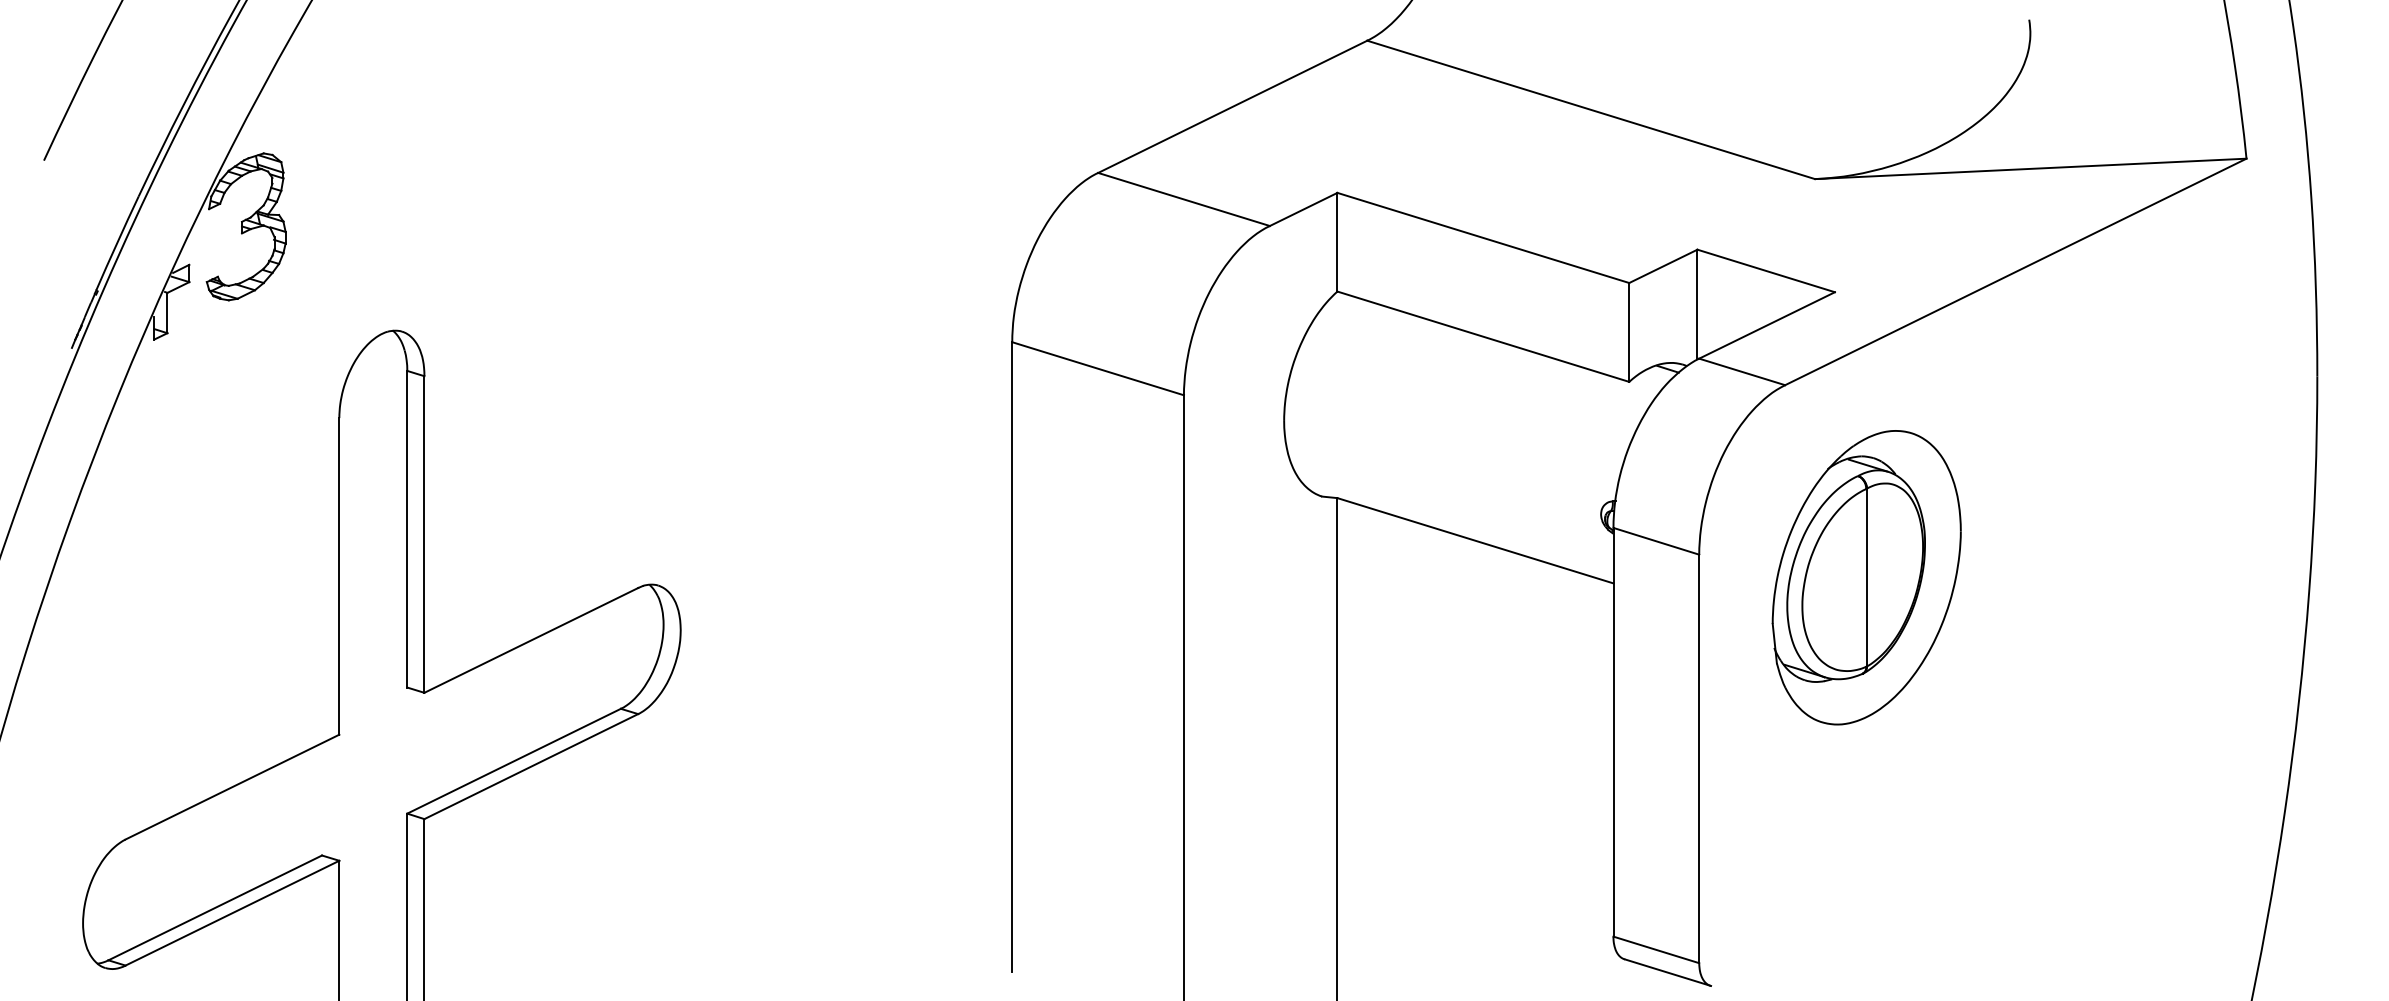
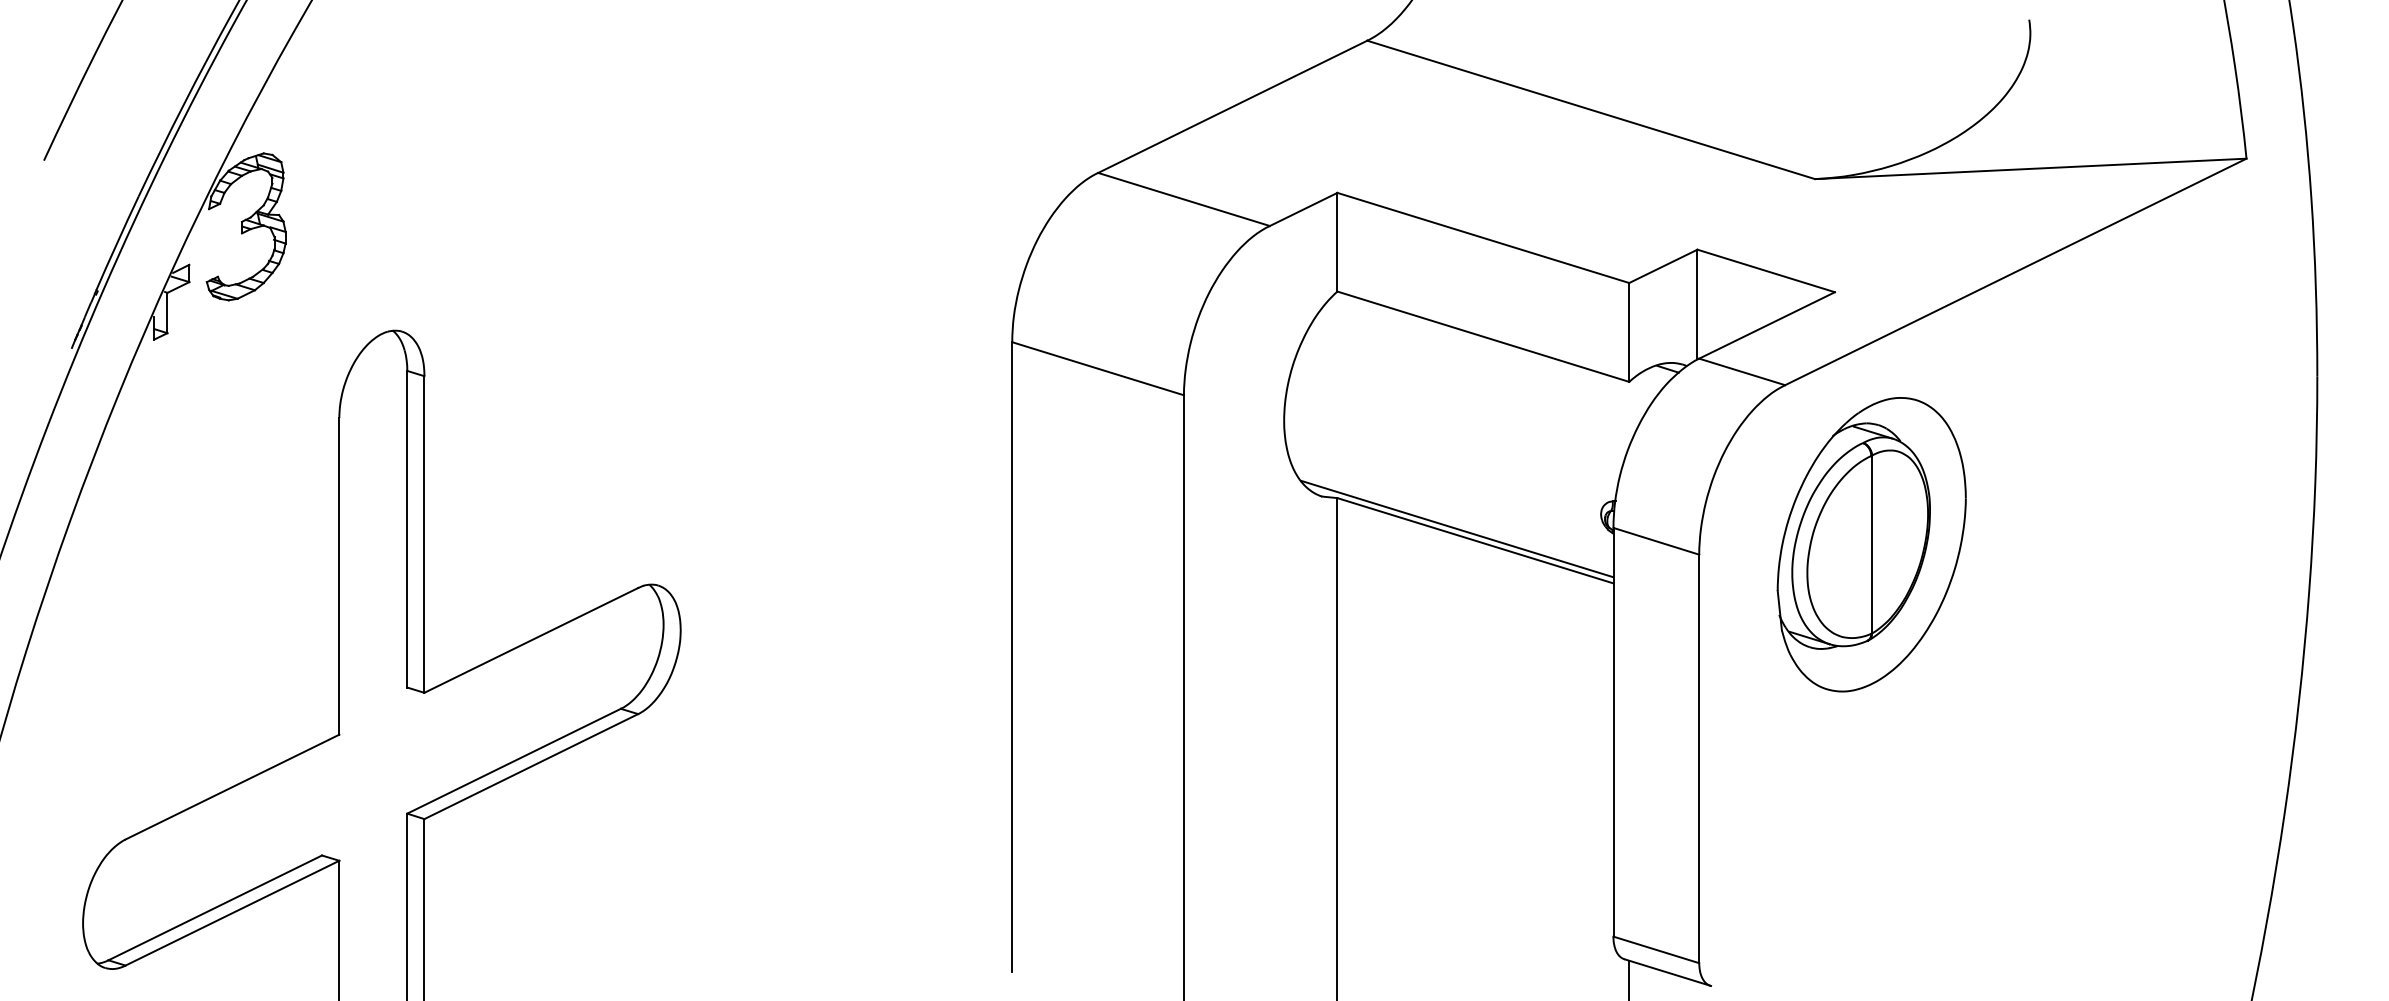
line: none -> present (1457, 529)
part position: (1866, 577) -> (1871, 544) (1871, 544)
line: none -> present (1629, 978)
